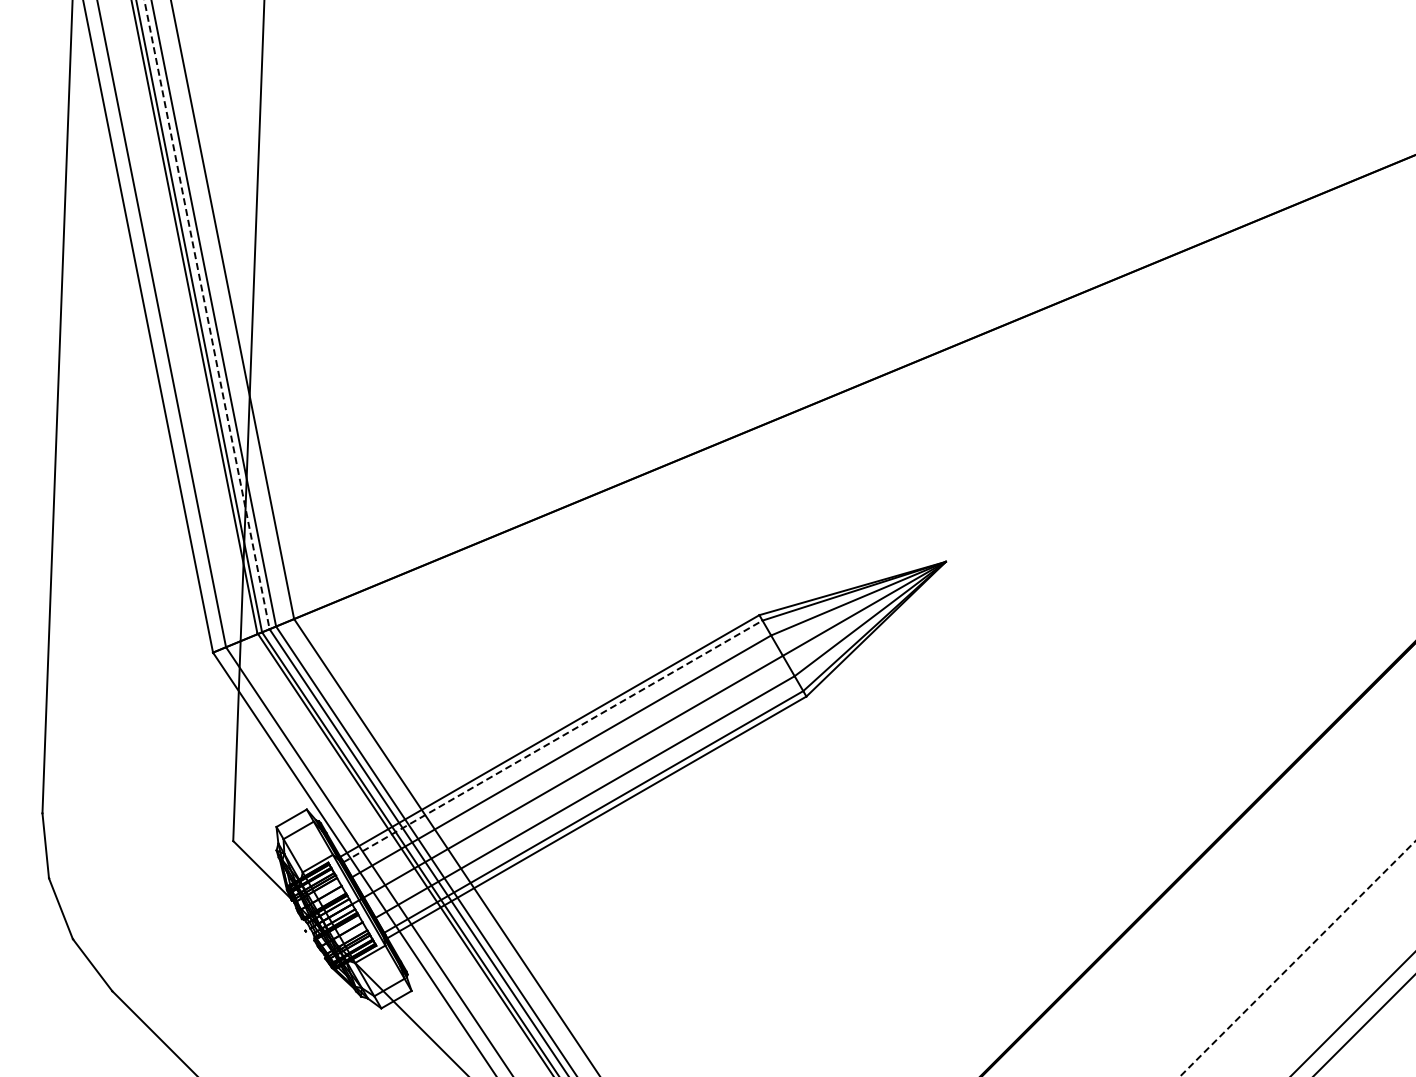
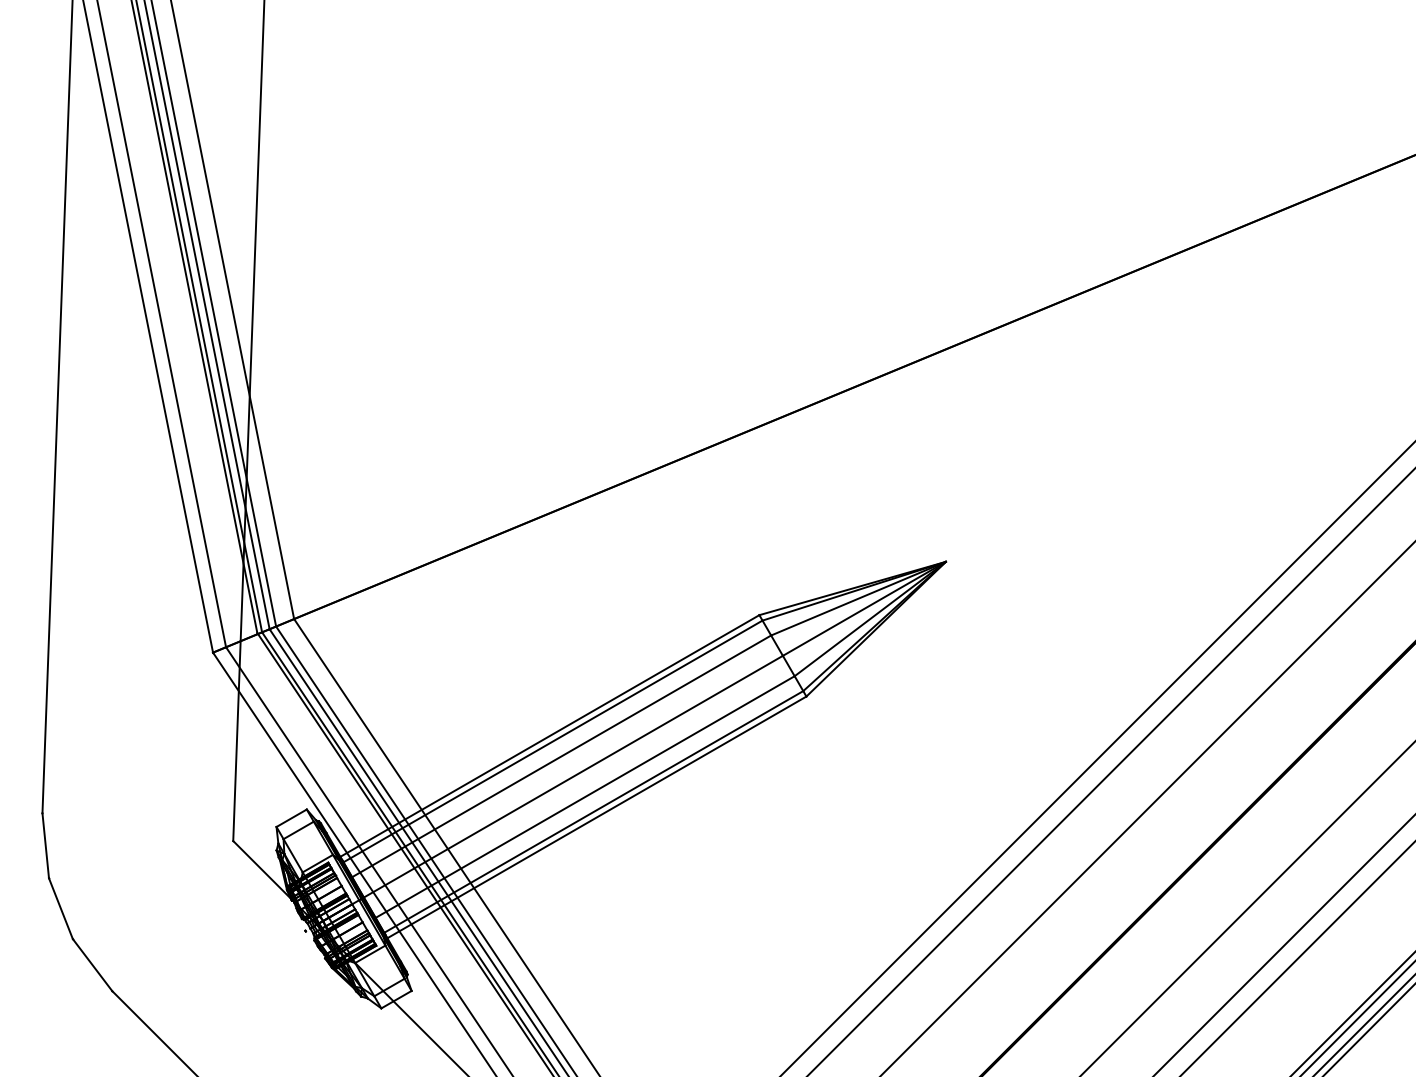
line: dashed -> solid (206, 314)
line: dashed -> solid (553, 741)
line: none -> present (1097, 758)
line: none -> present (1111, 771)
line: none -> present (1147, 808)
line: none -> present (1247, 908)
line: none -> present (1283, 945)
line: dashed -> solid (1297, 959)
line: none -> present (1357, 1018)
line: none -> present (1369, 1029)
